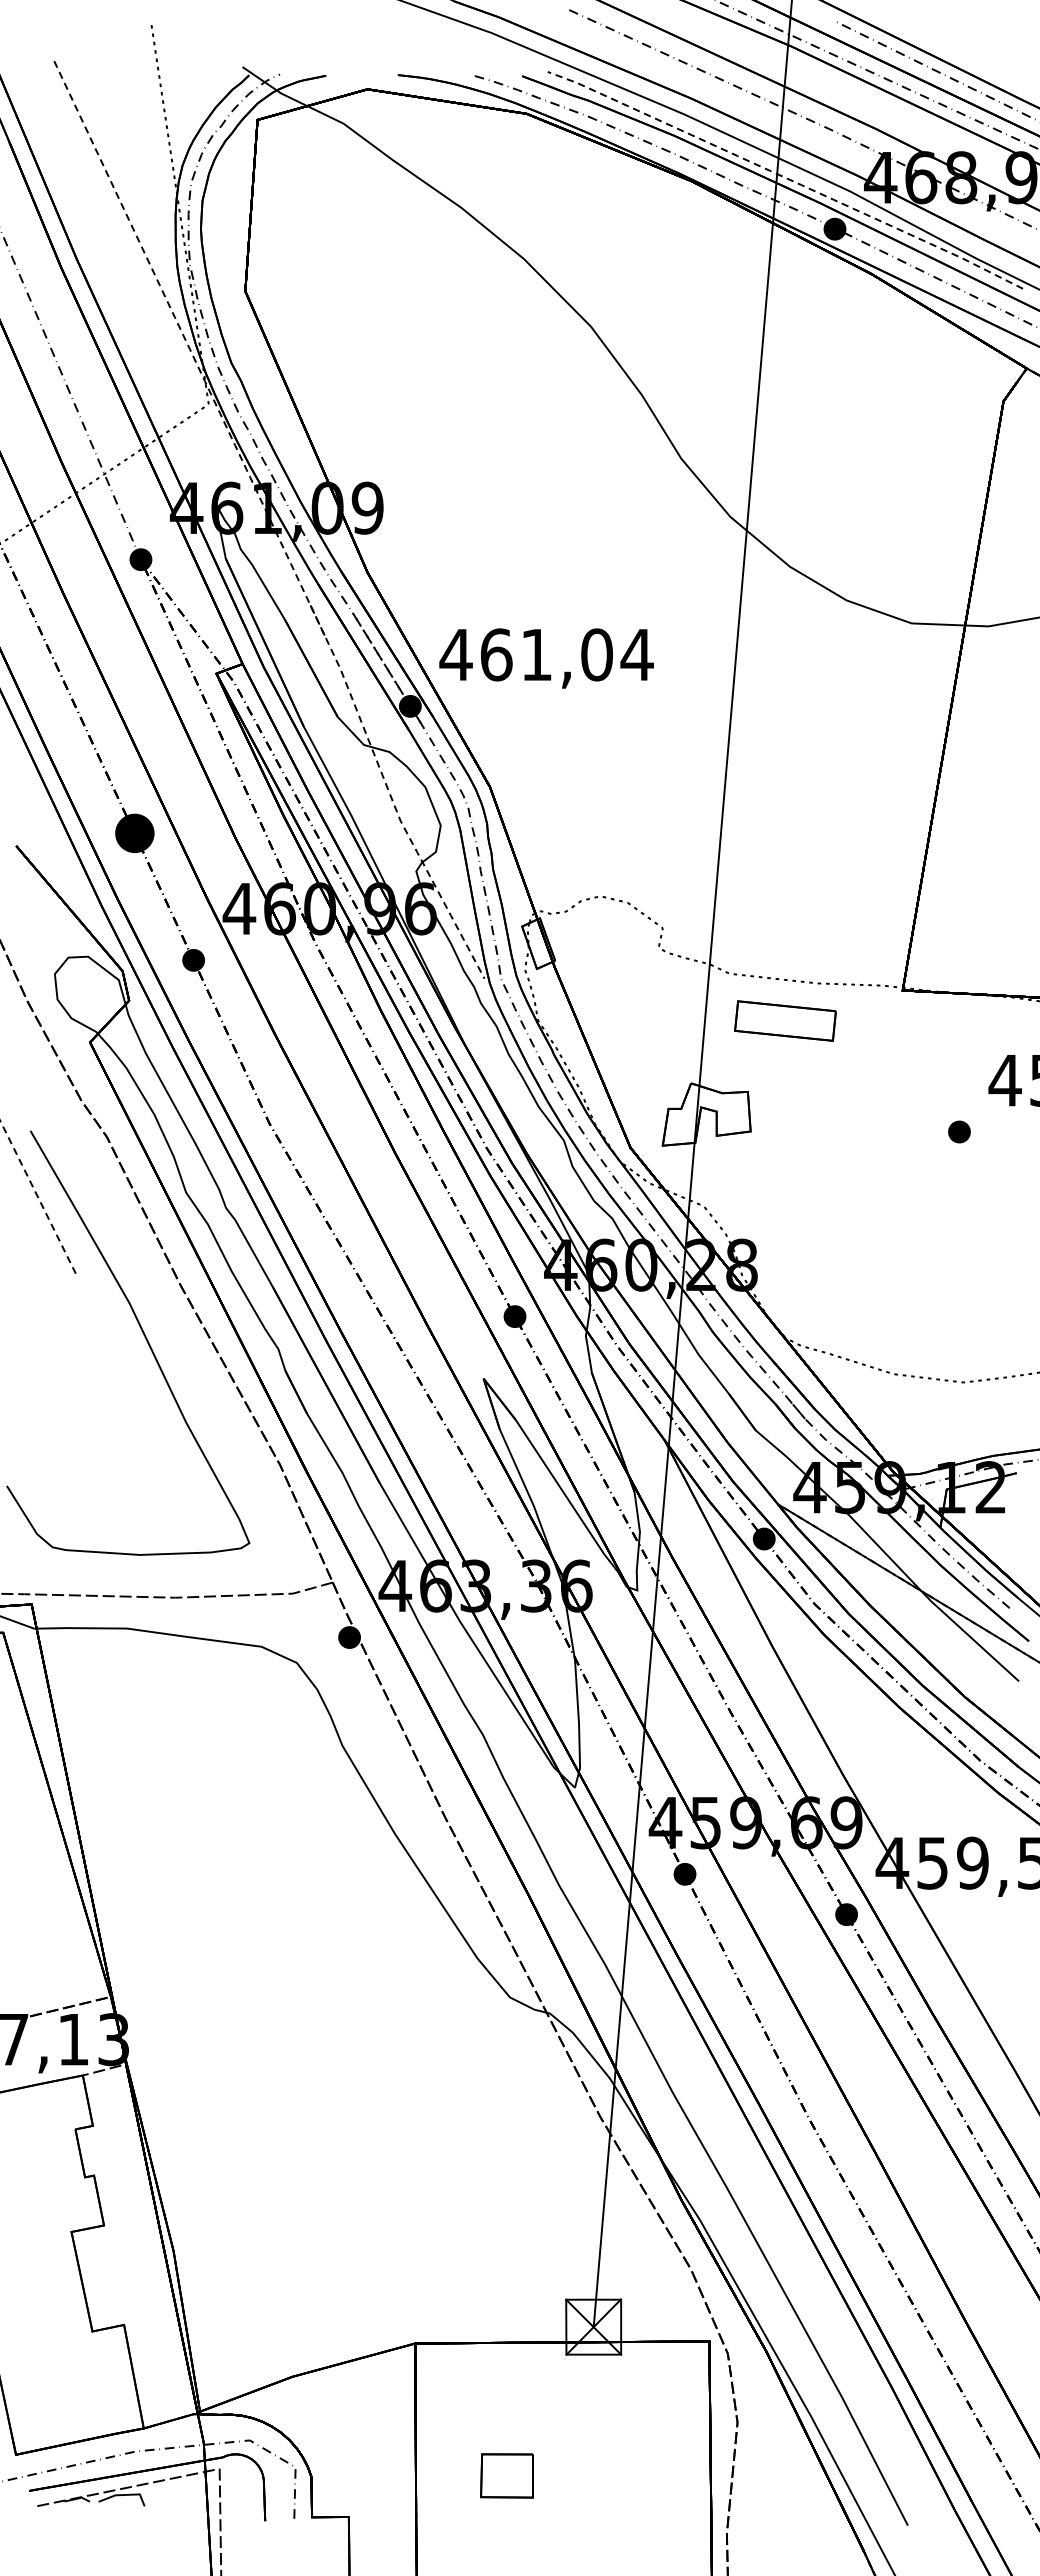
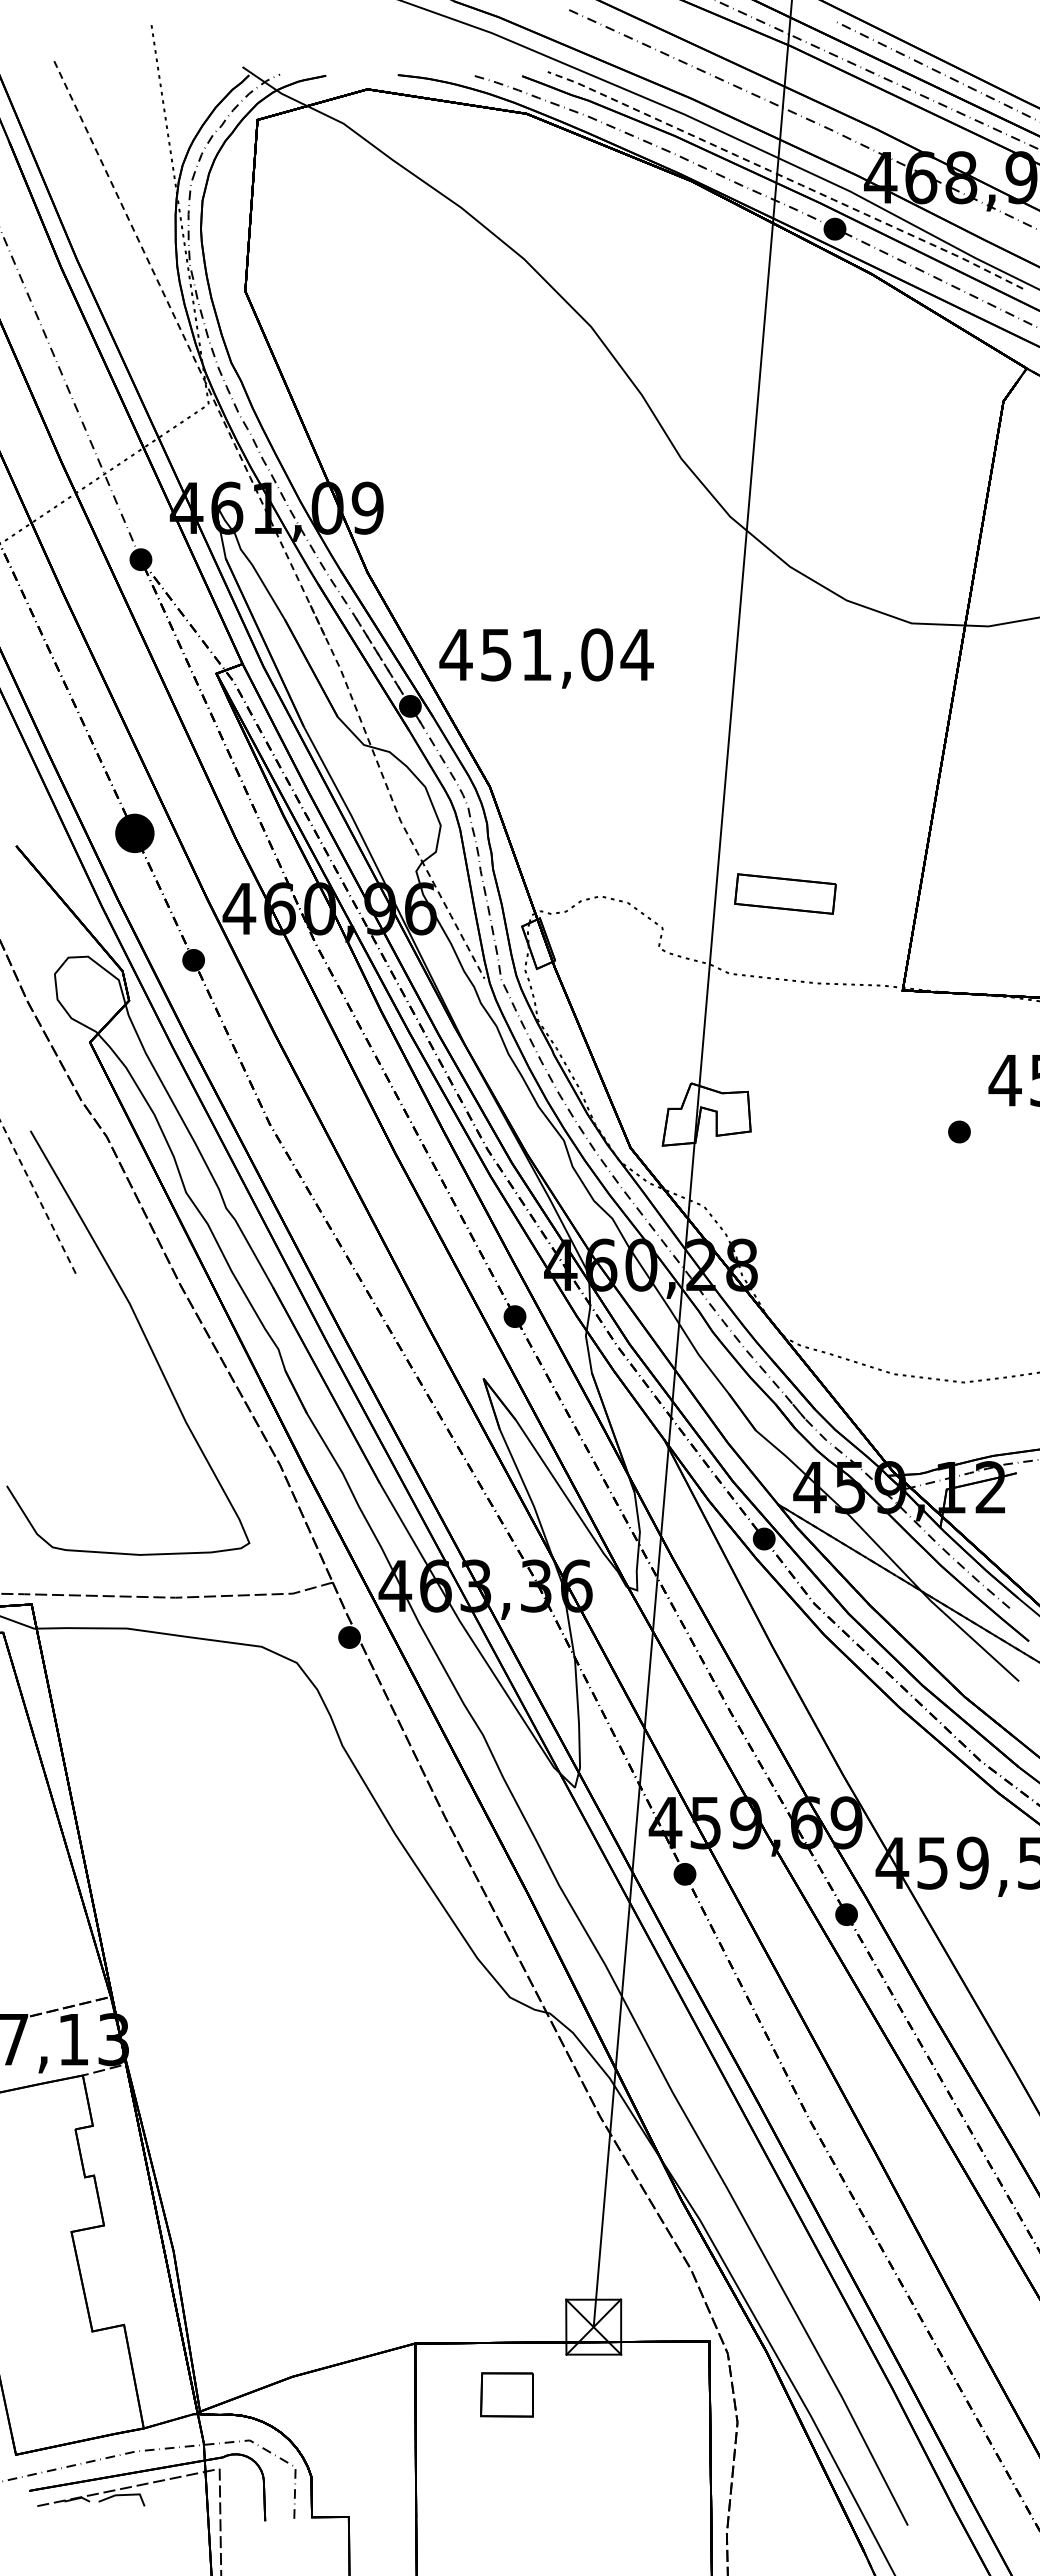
text: 461,04 -> 451,04 (496, 654)
part position: (785, 1020) -> (785, 893) (785, 893)
part position: (506, 2475) -> (506, 2394) (506, 2394)
